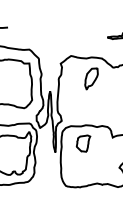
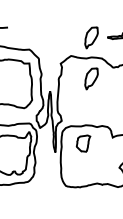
part: none -> present (91, 37)
